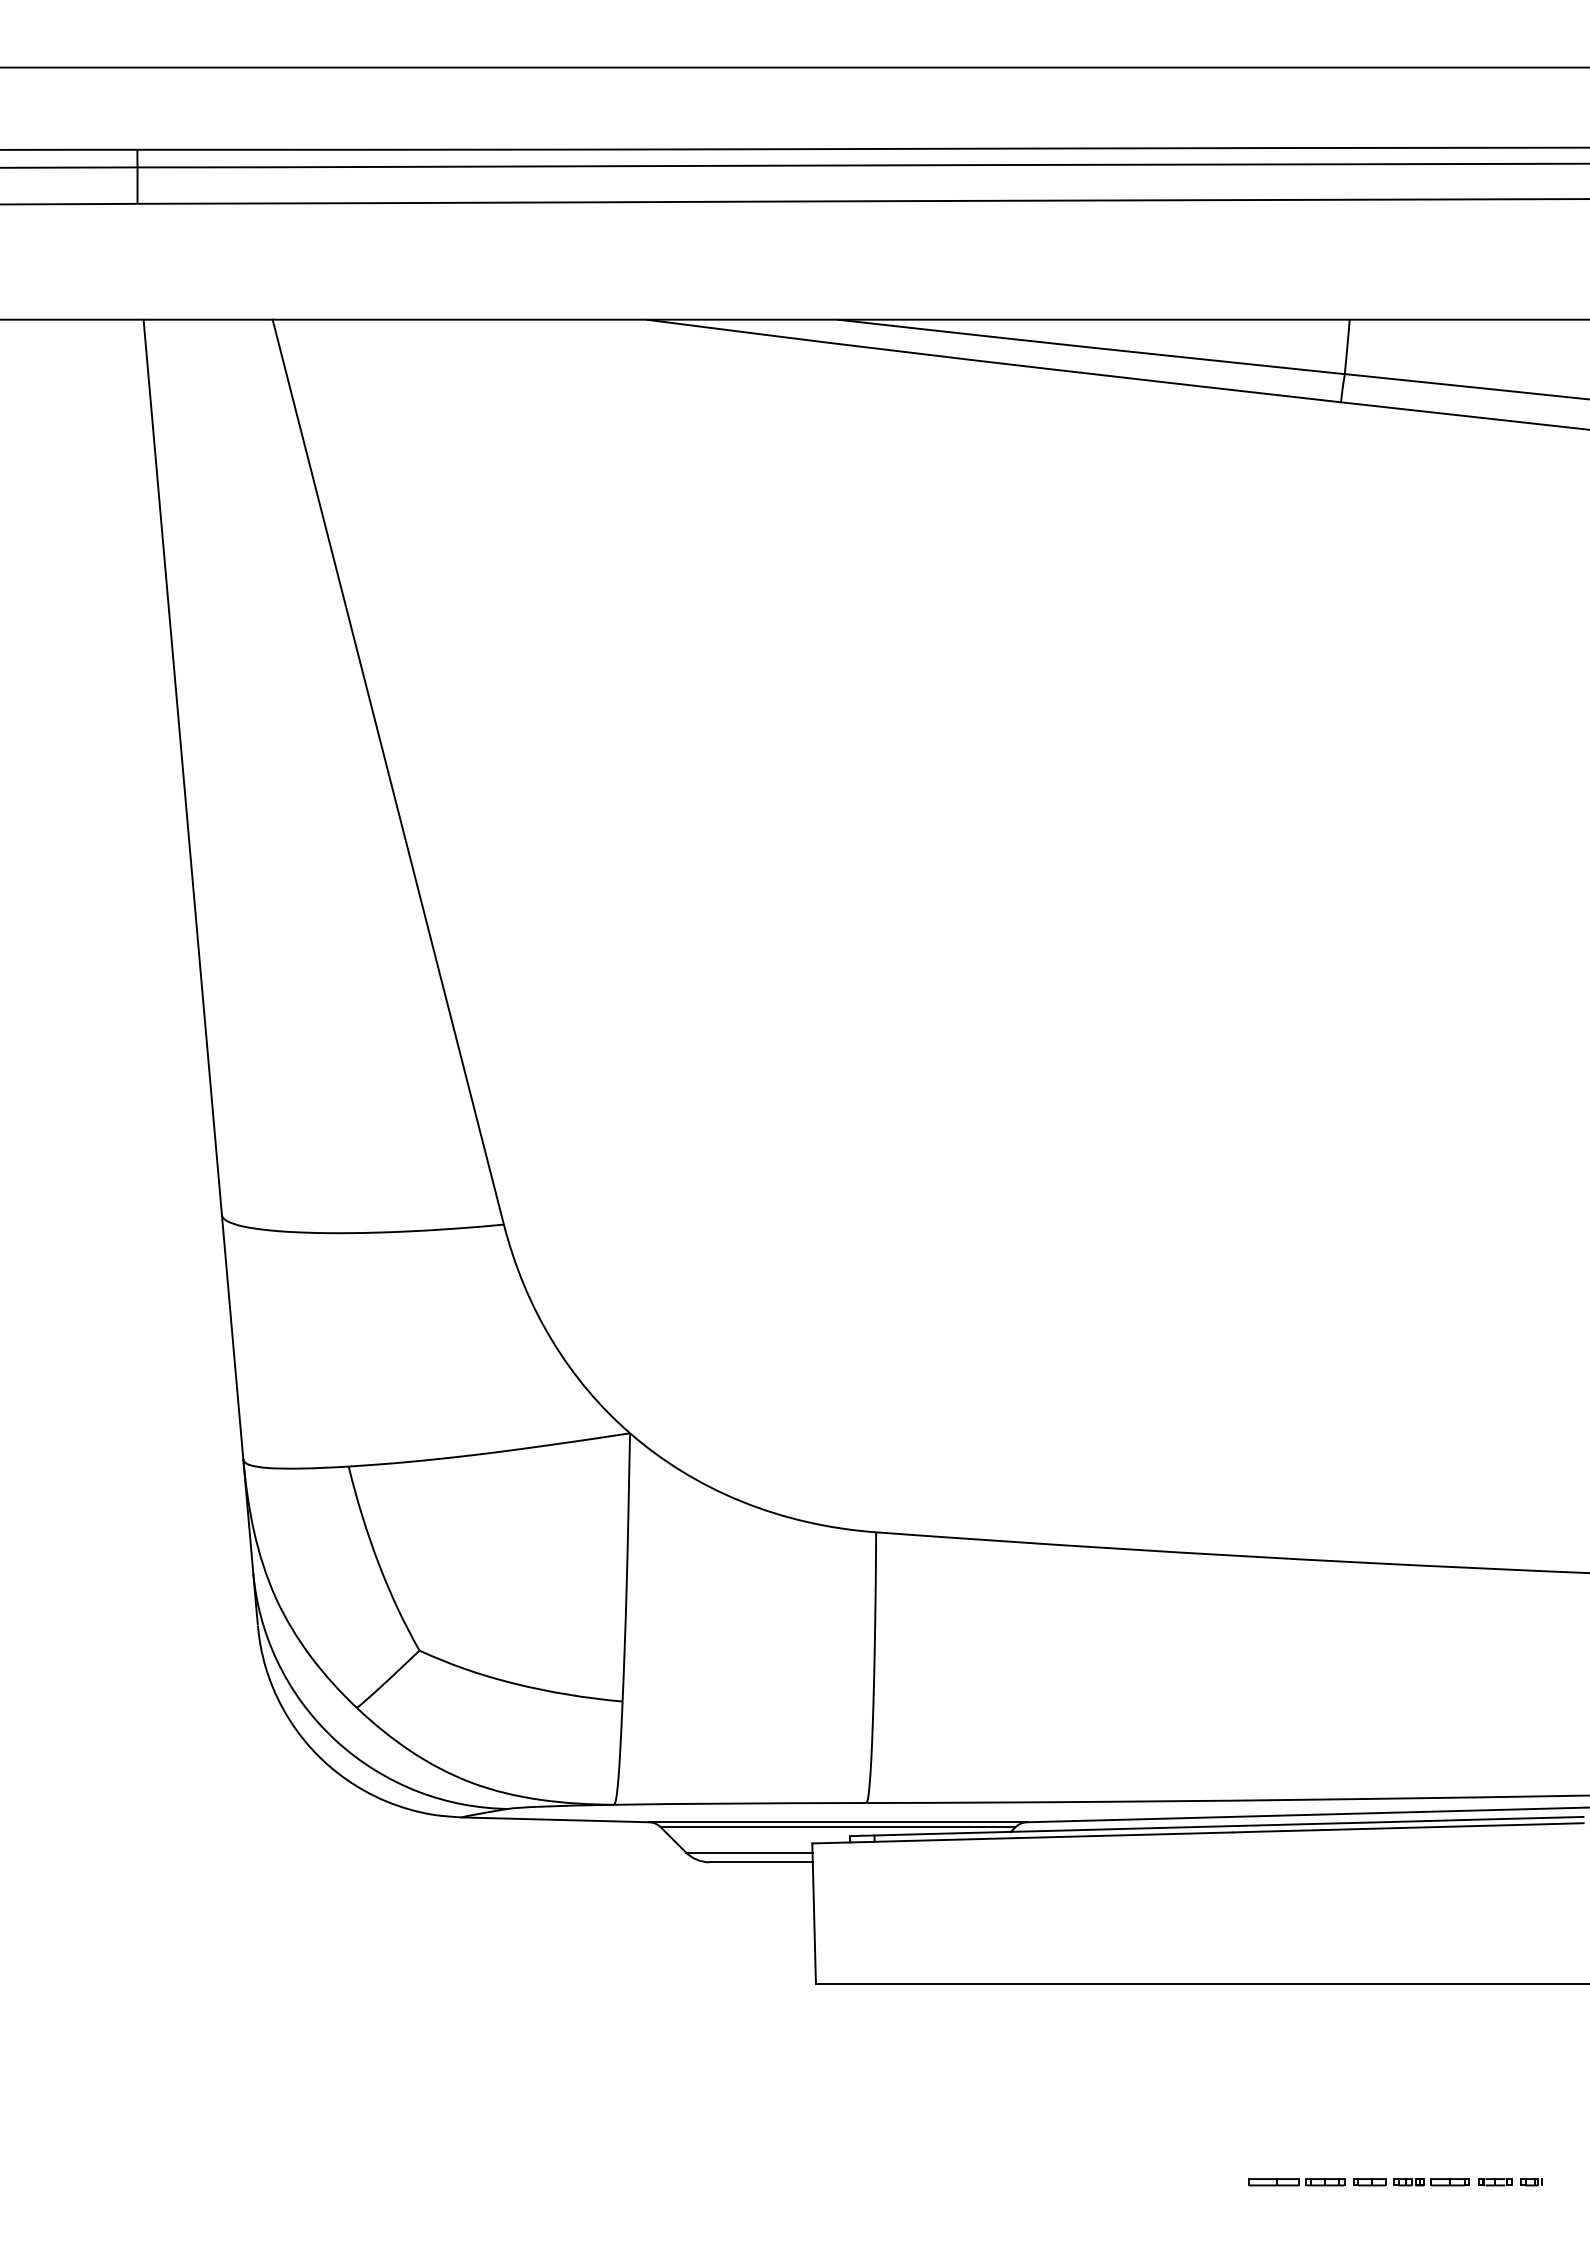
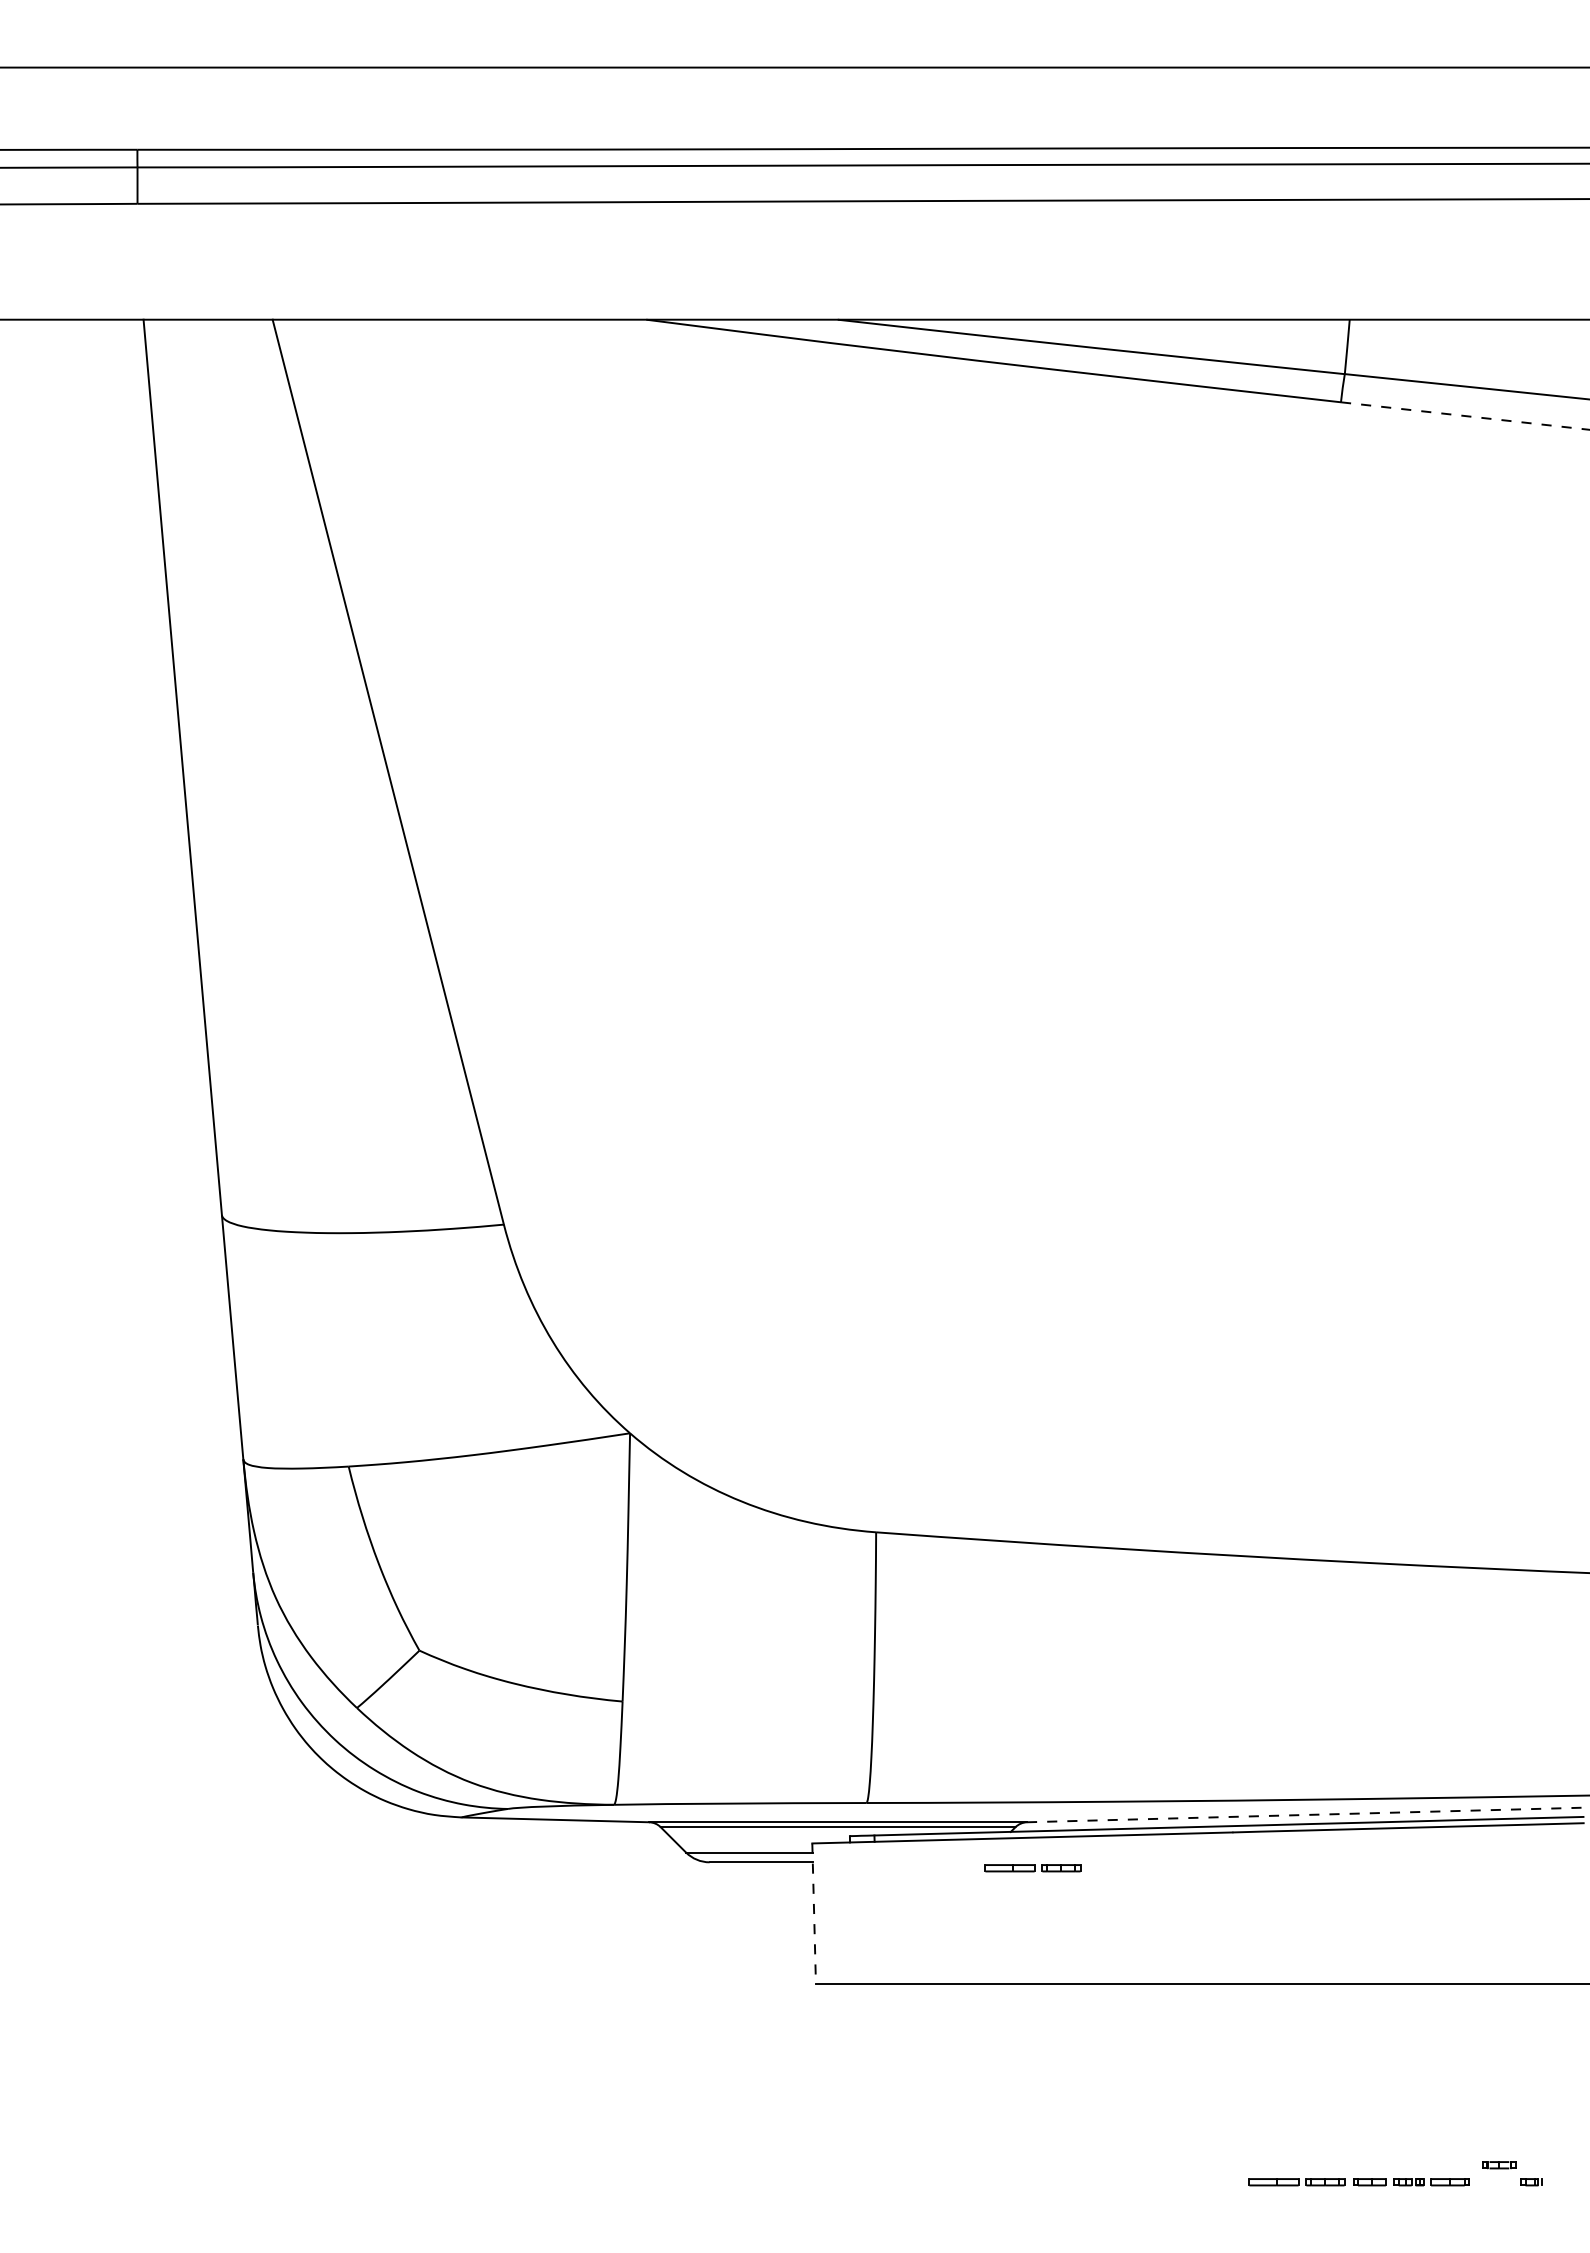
line: solid -> dashed (1465, 416)
line: solid -> dashed (1308, 1814)
part: none -> present (1032, 1868)
line: solid -> dashed (814, 1914)
part position: (1495, 2182) -> (1499, 2165) (1499, 2165)
